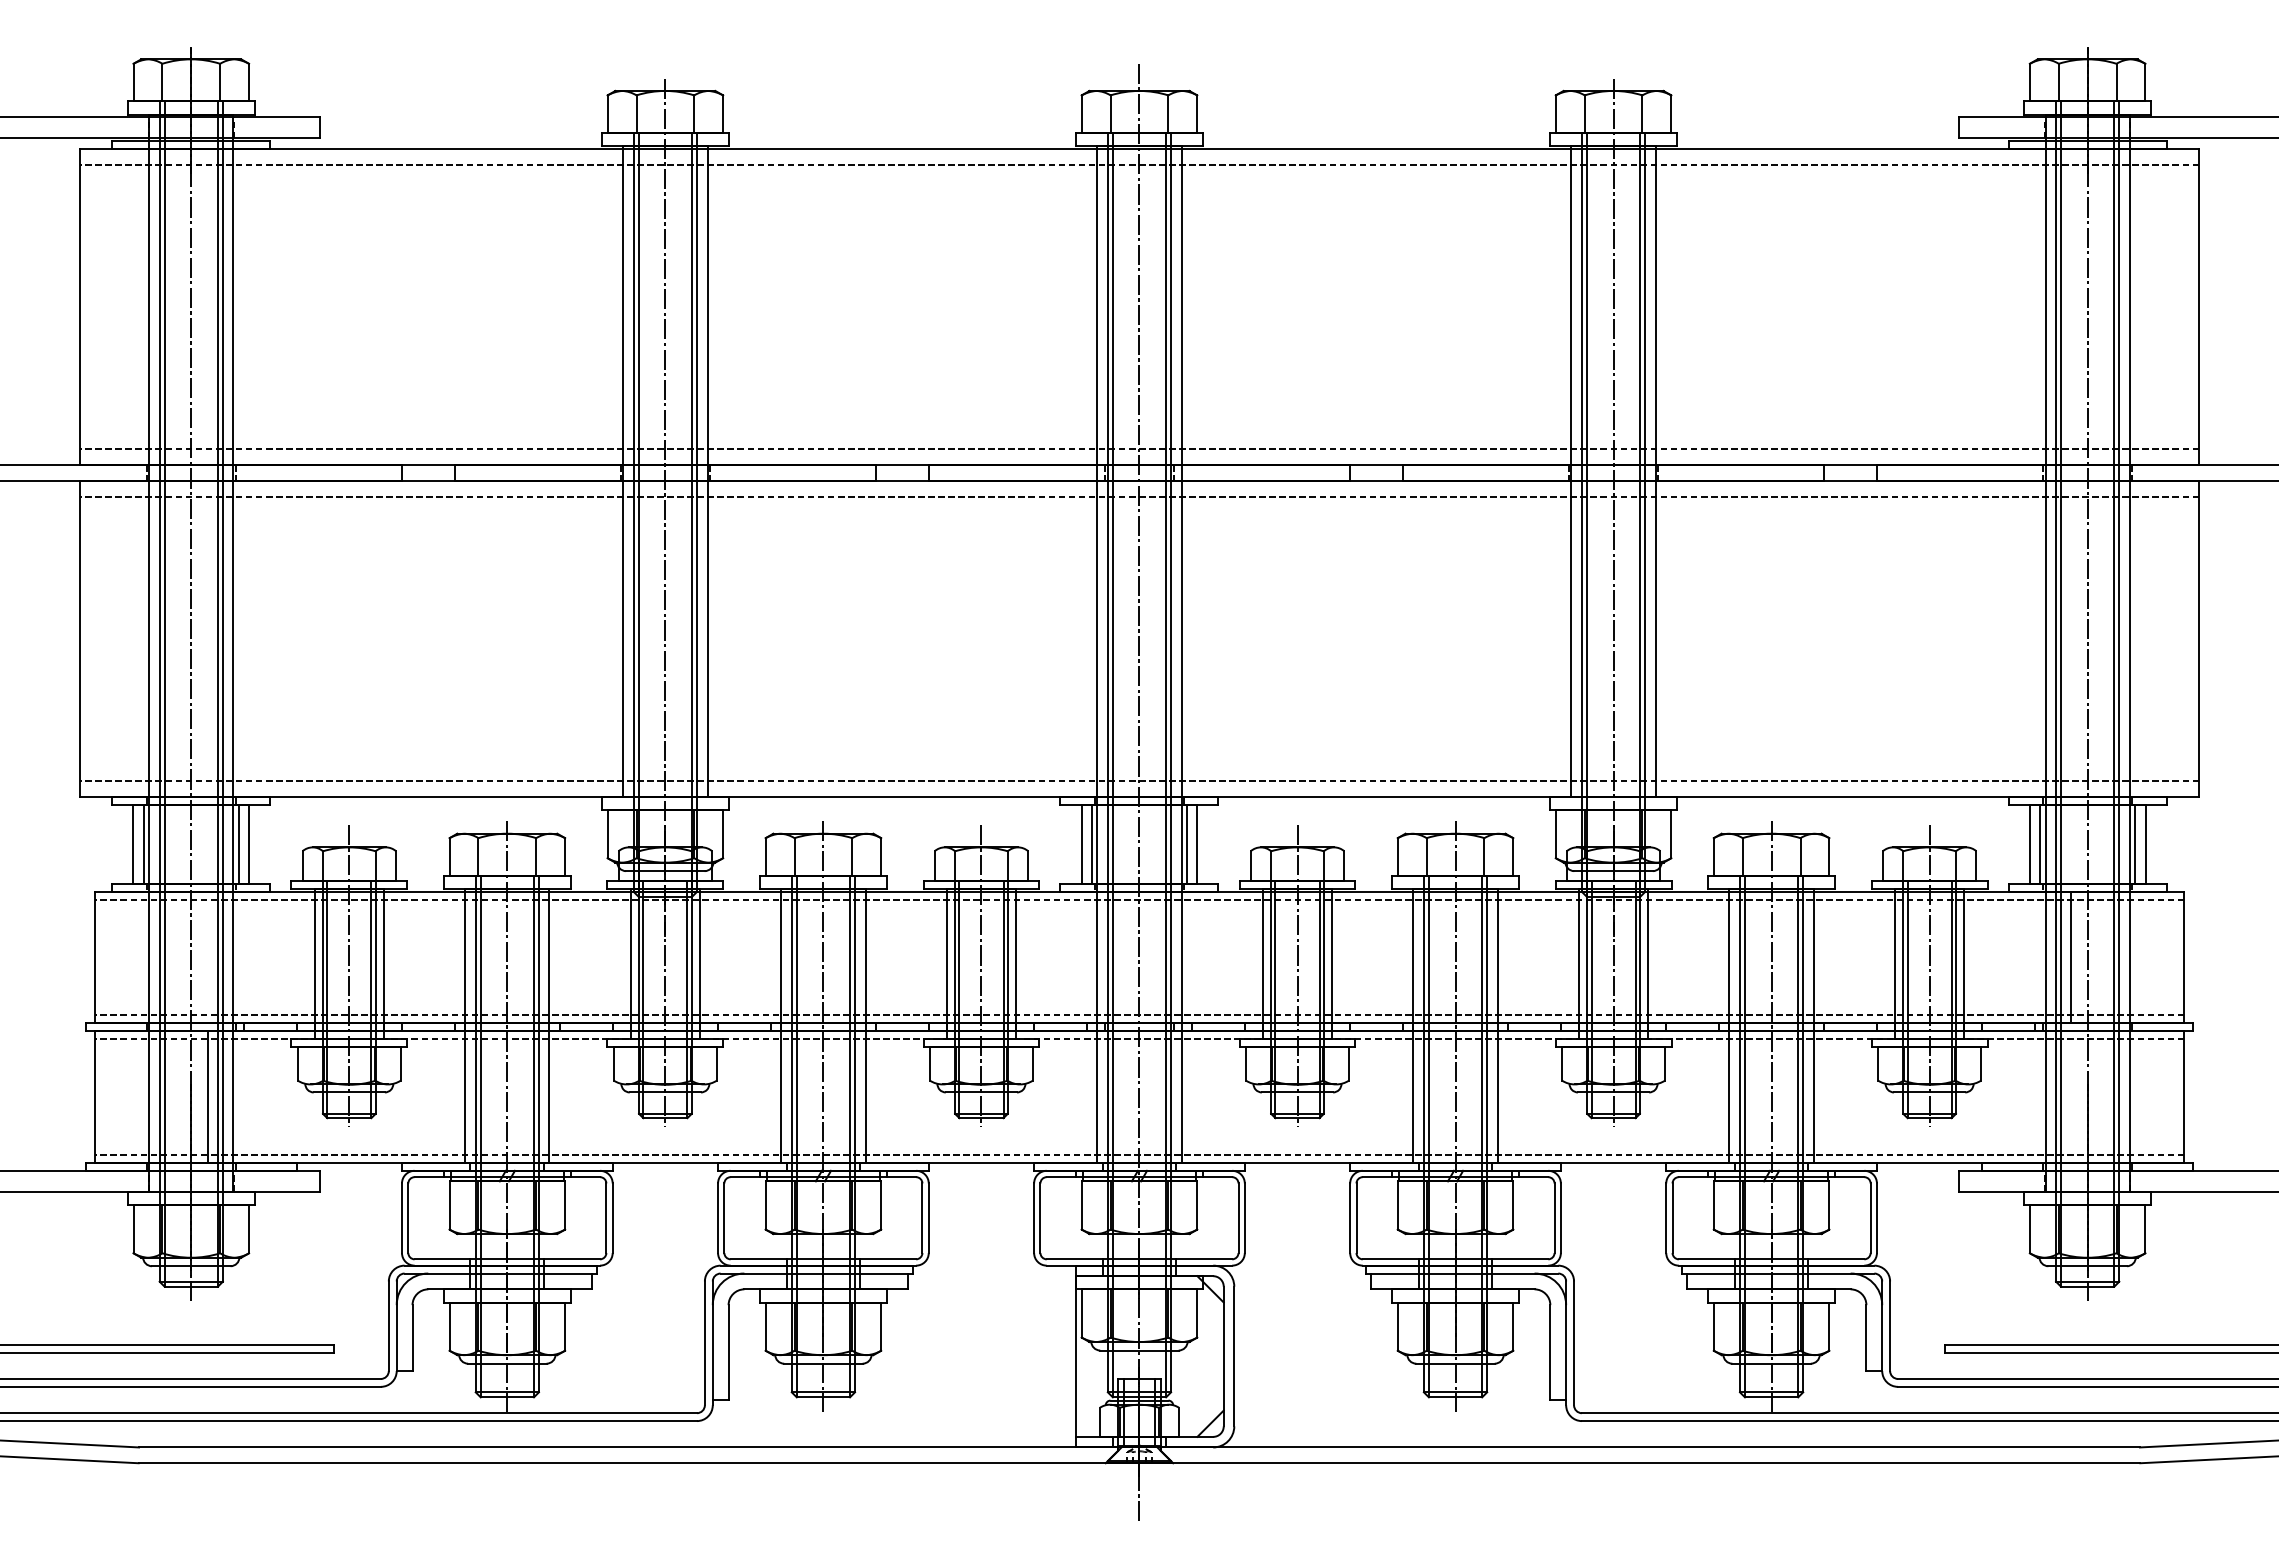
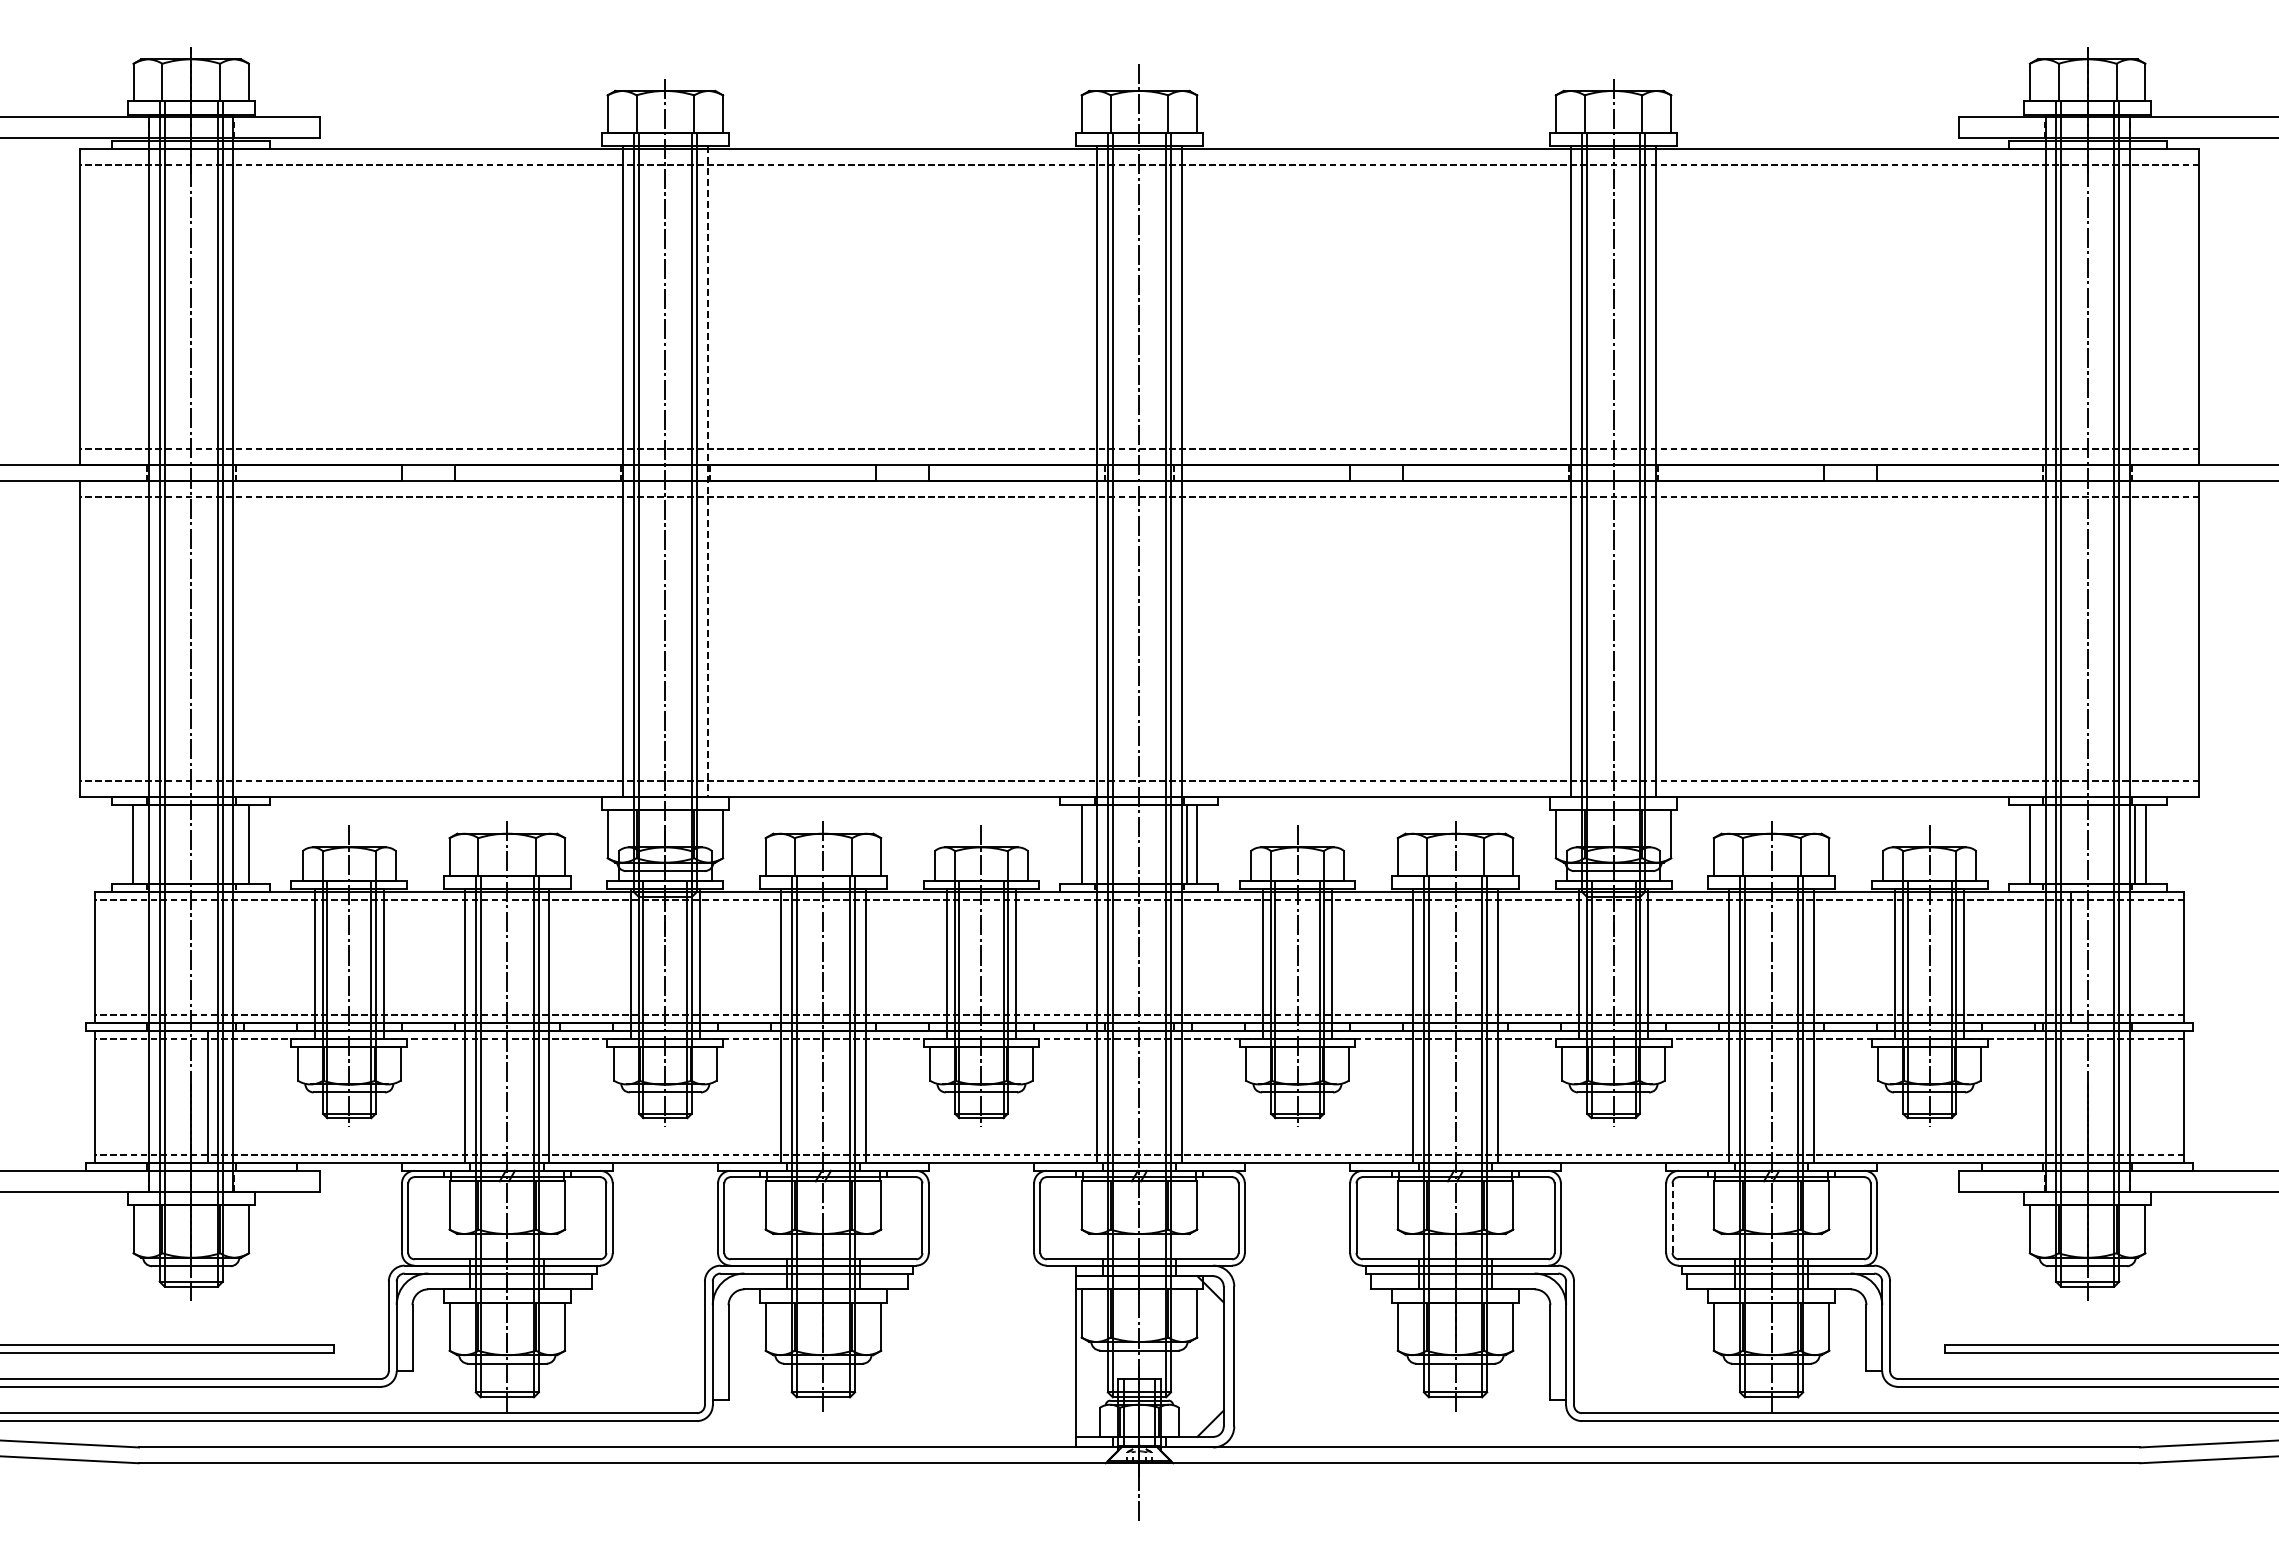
line: solid -> dashed (707, 472)
line: present -> none (143, 843)
line: present -> none (238, 843)
line: present -> none (1092, 843)
line: present -> none (2040, 843)
line: solid -> dashed (1672, 1218)
